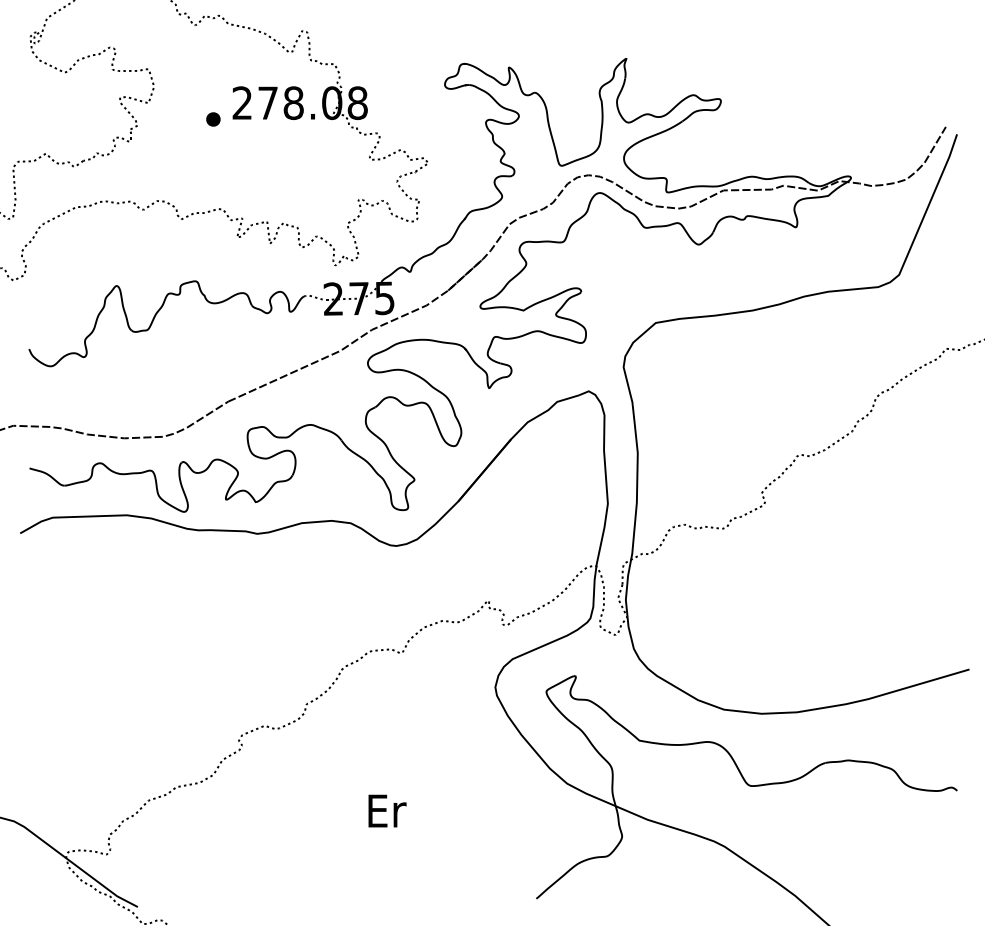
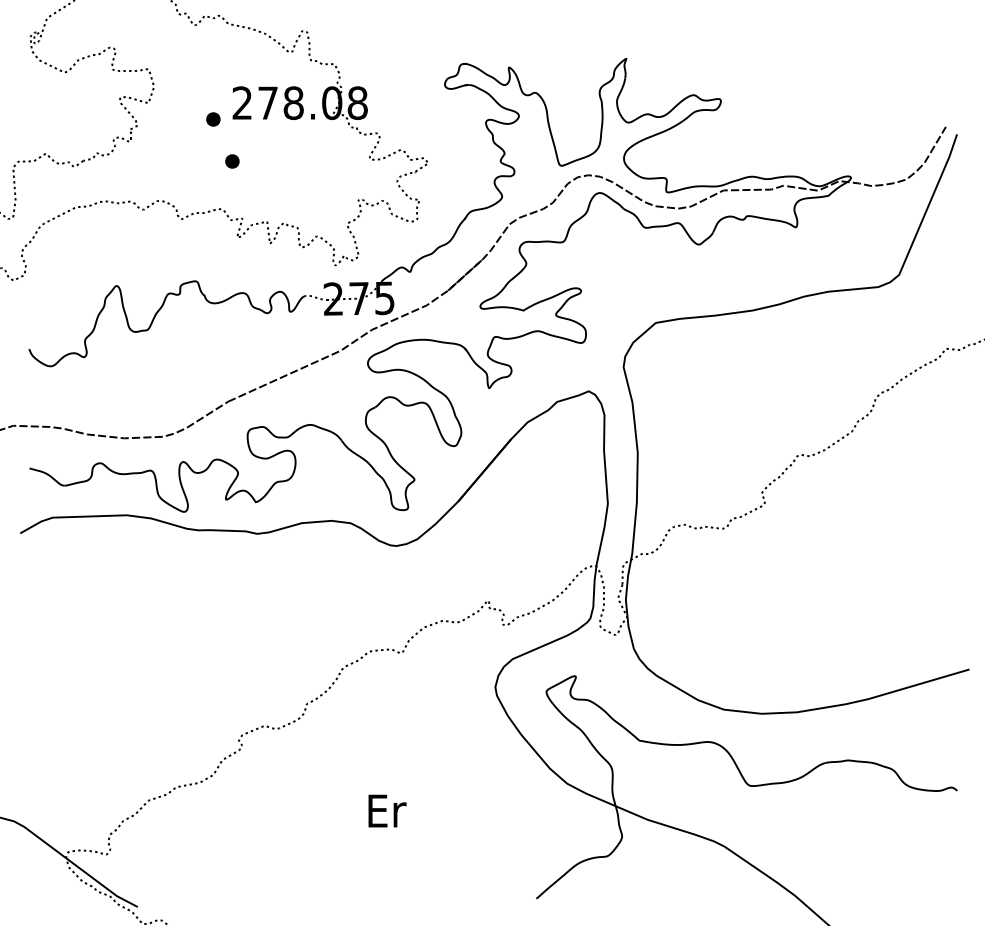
part: none -> present (232, 161)
